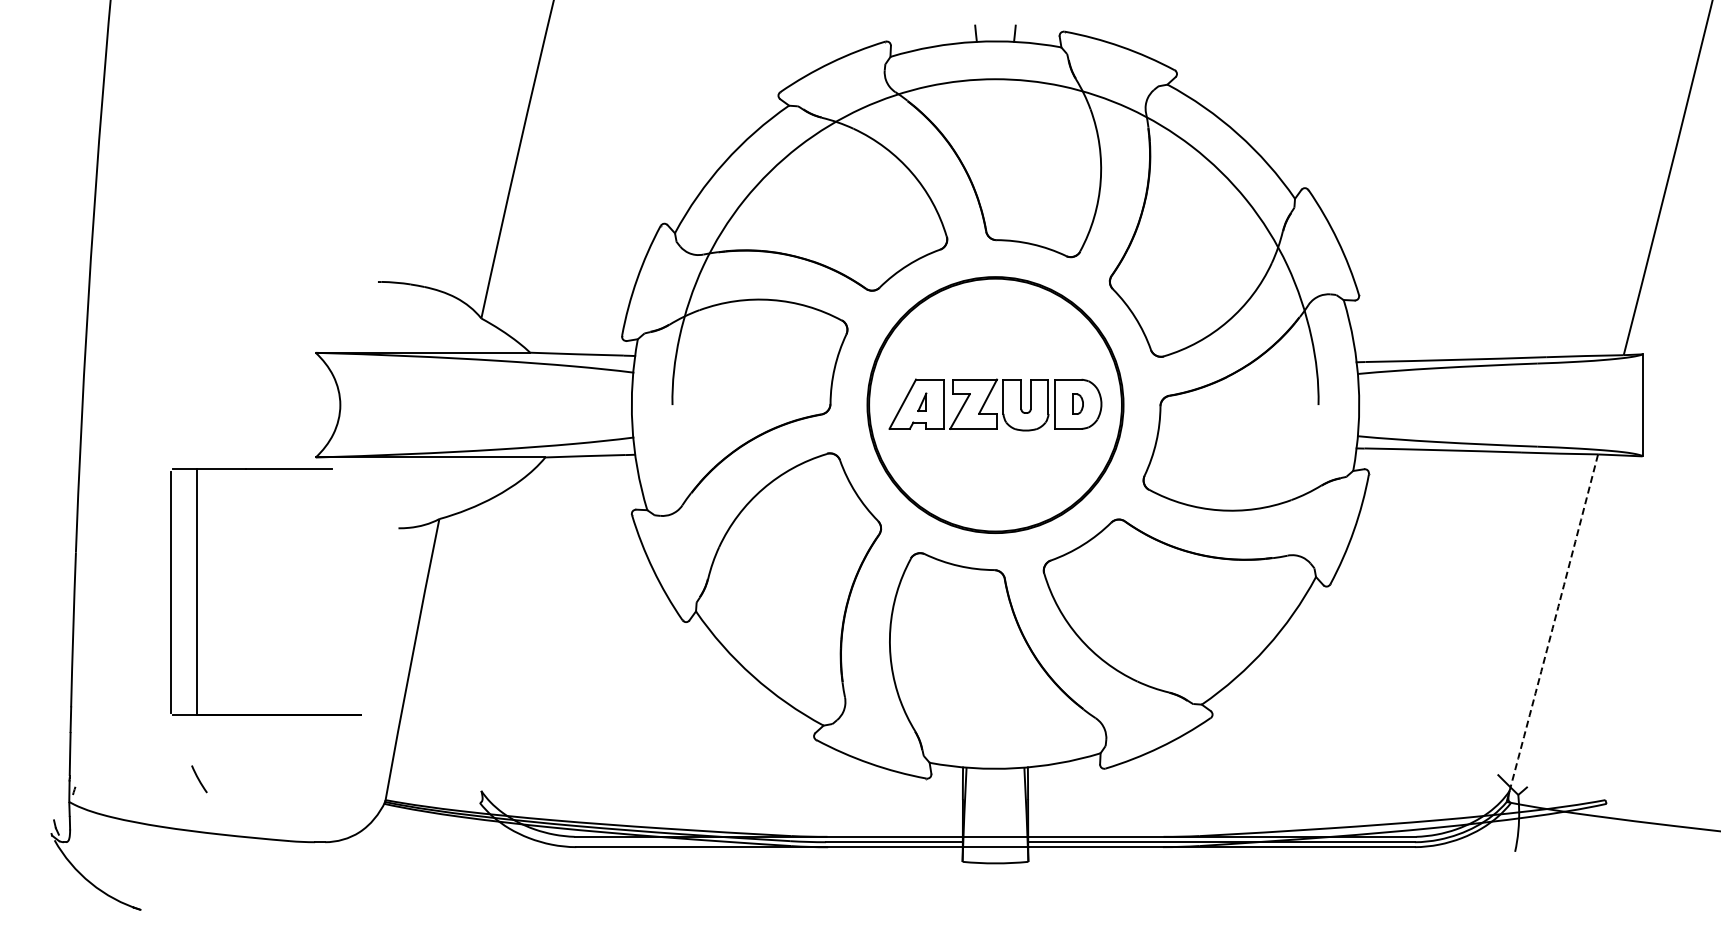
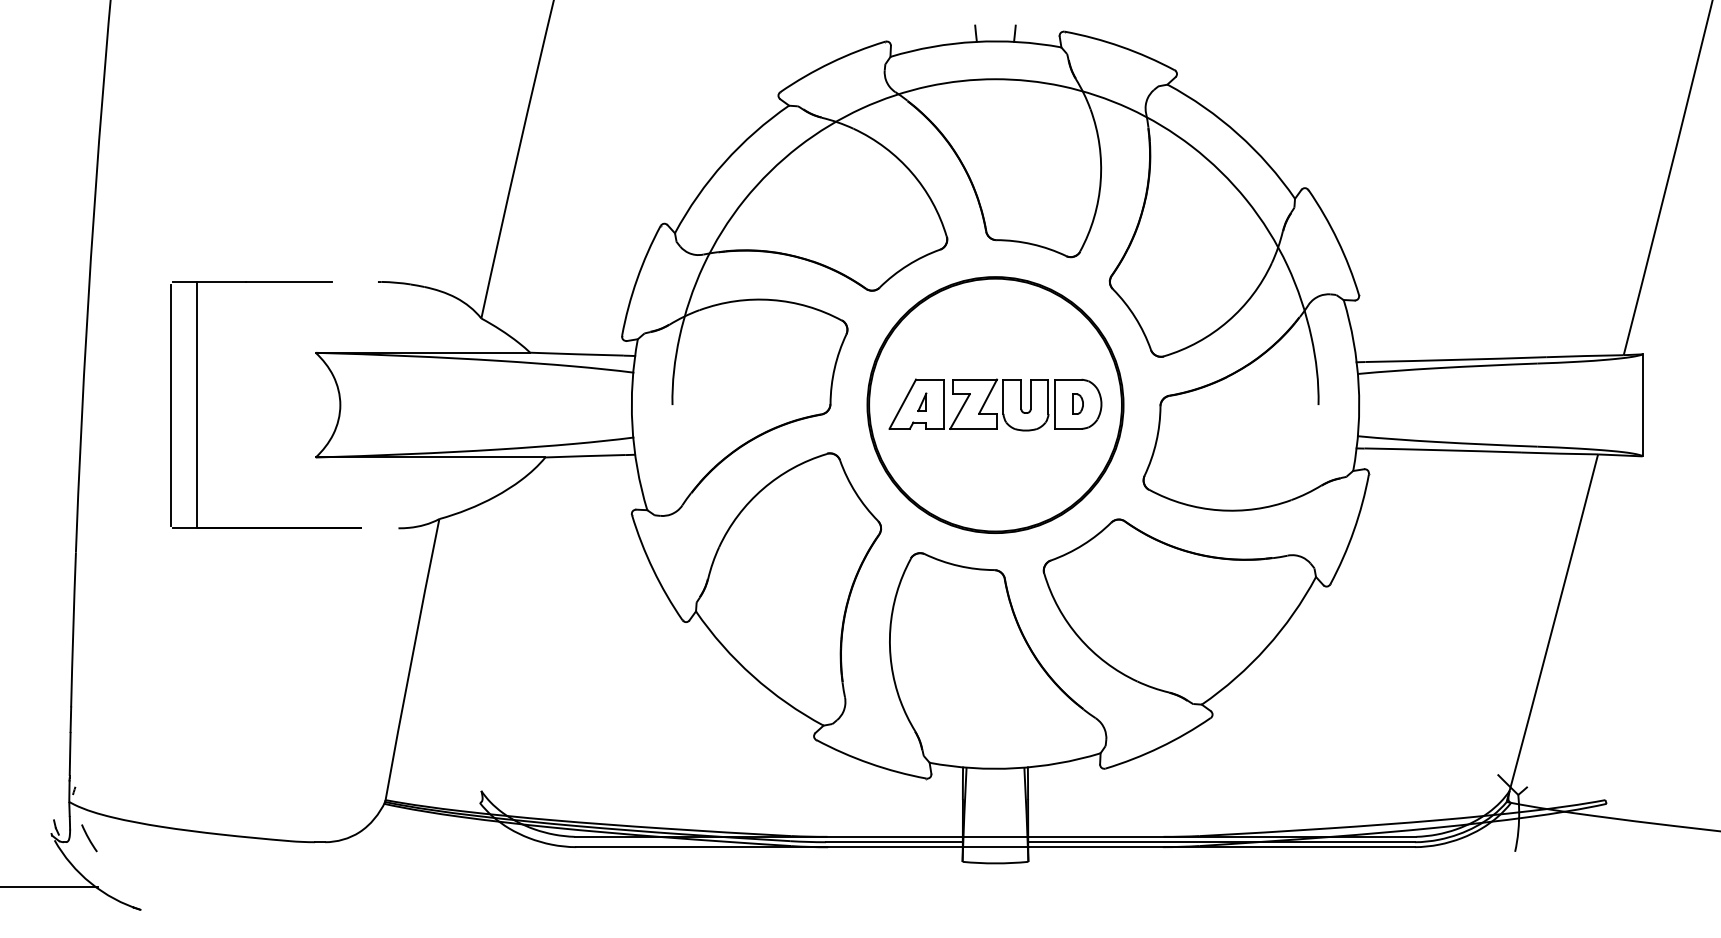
part position: (197, 591) -> (197, 404) (197, 404)
arc: dashed -> solid (1552, 628)
line position: (199, 779) -> (89, 838) (89, 838)
line: none -> present (49, 887)
